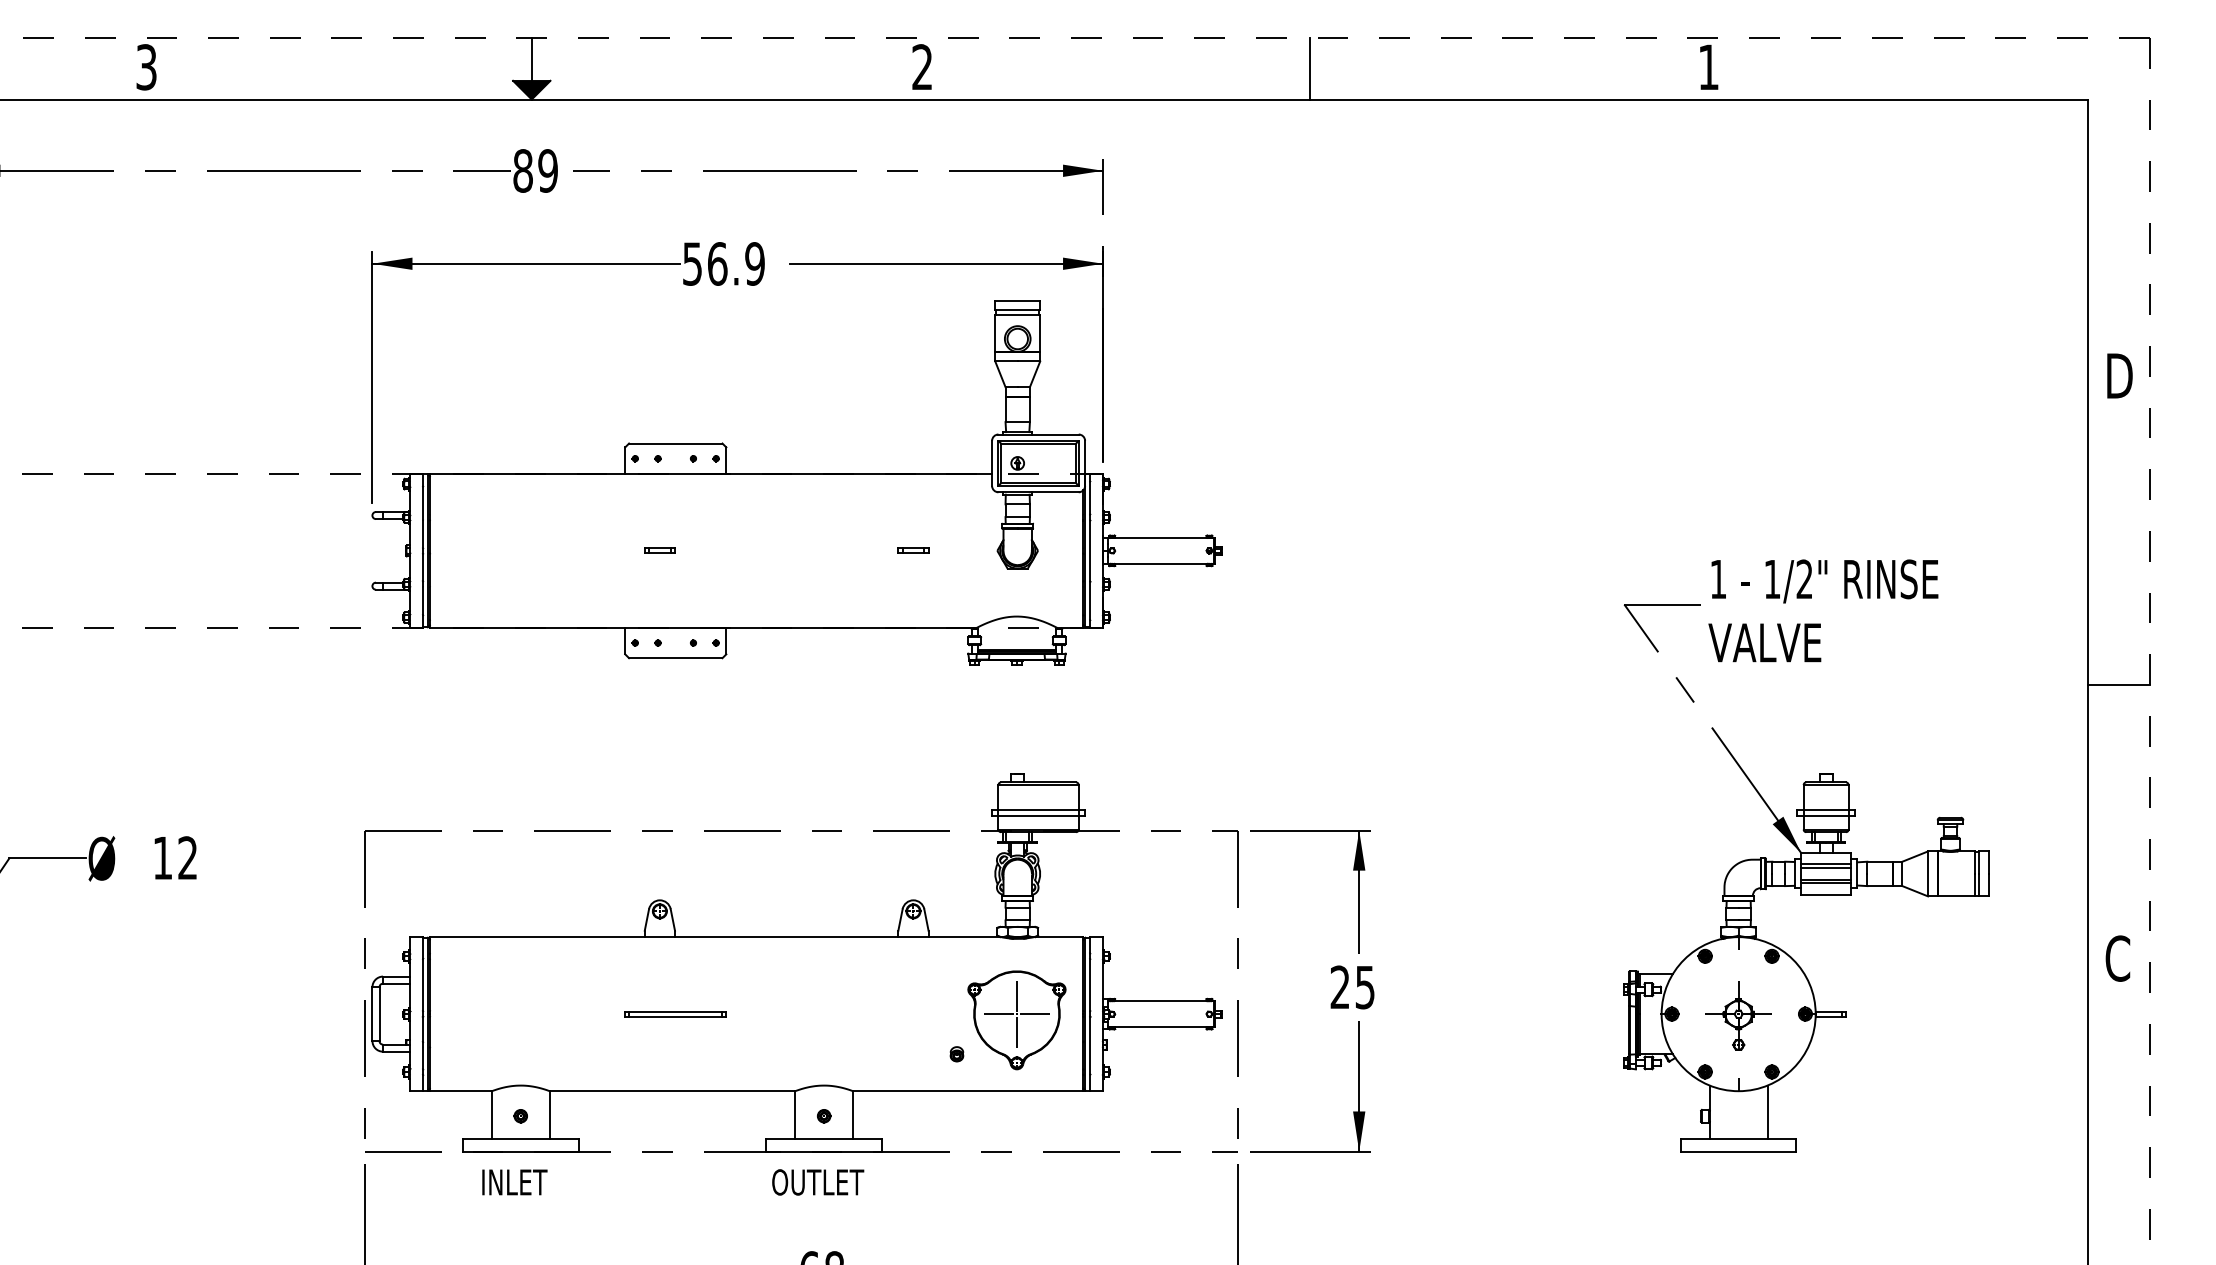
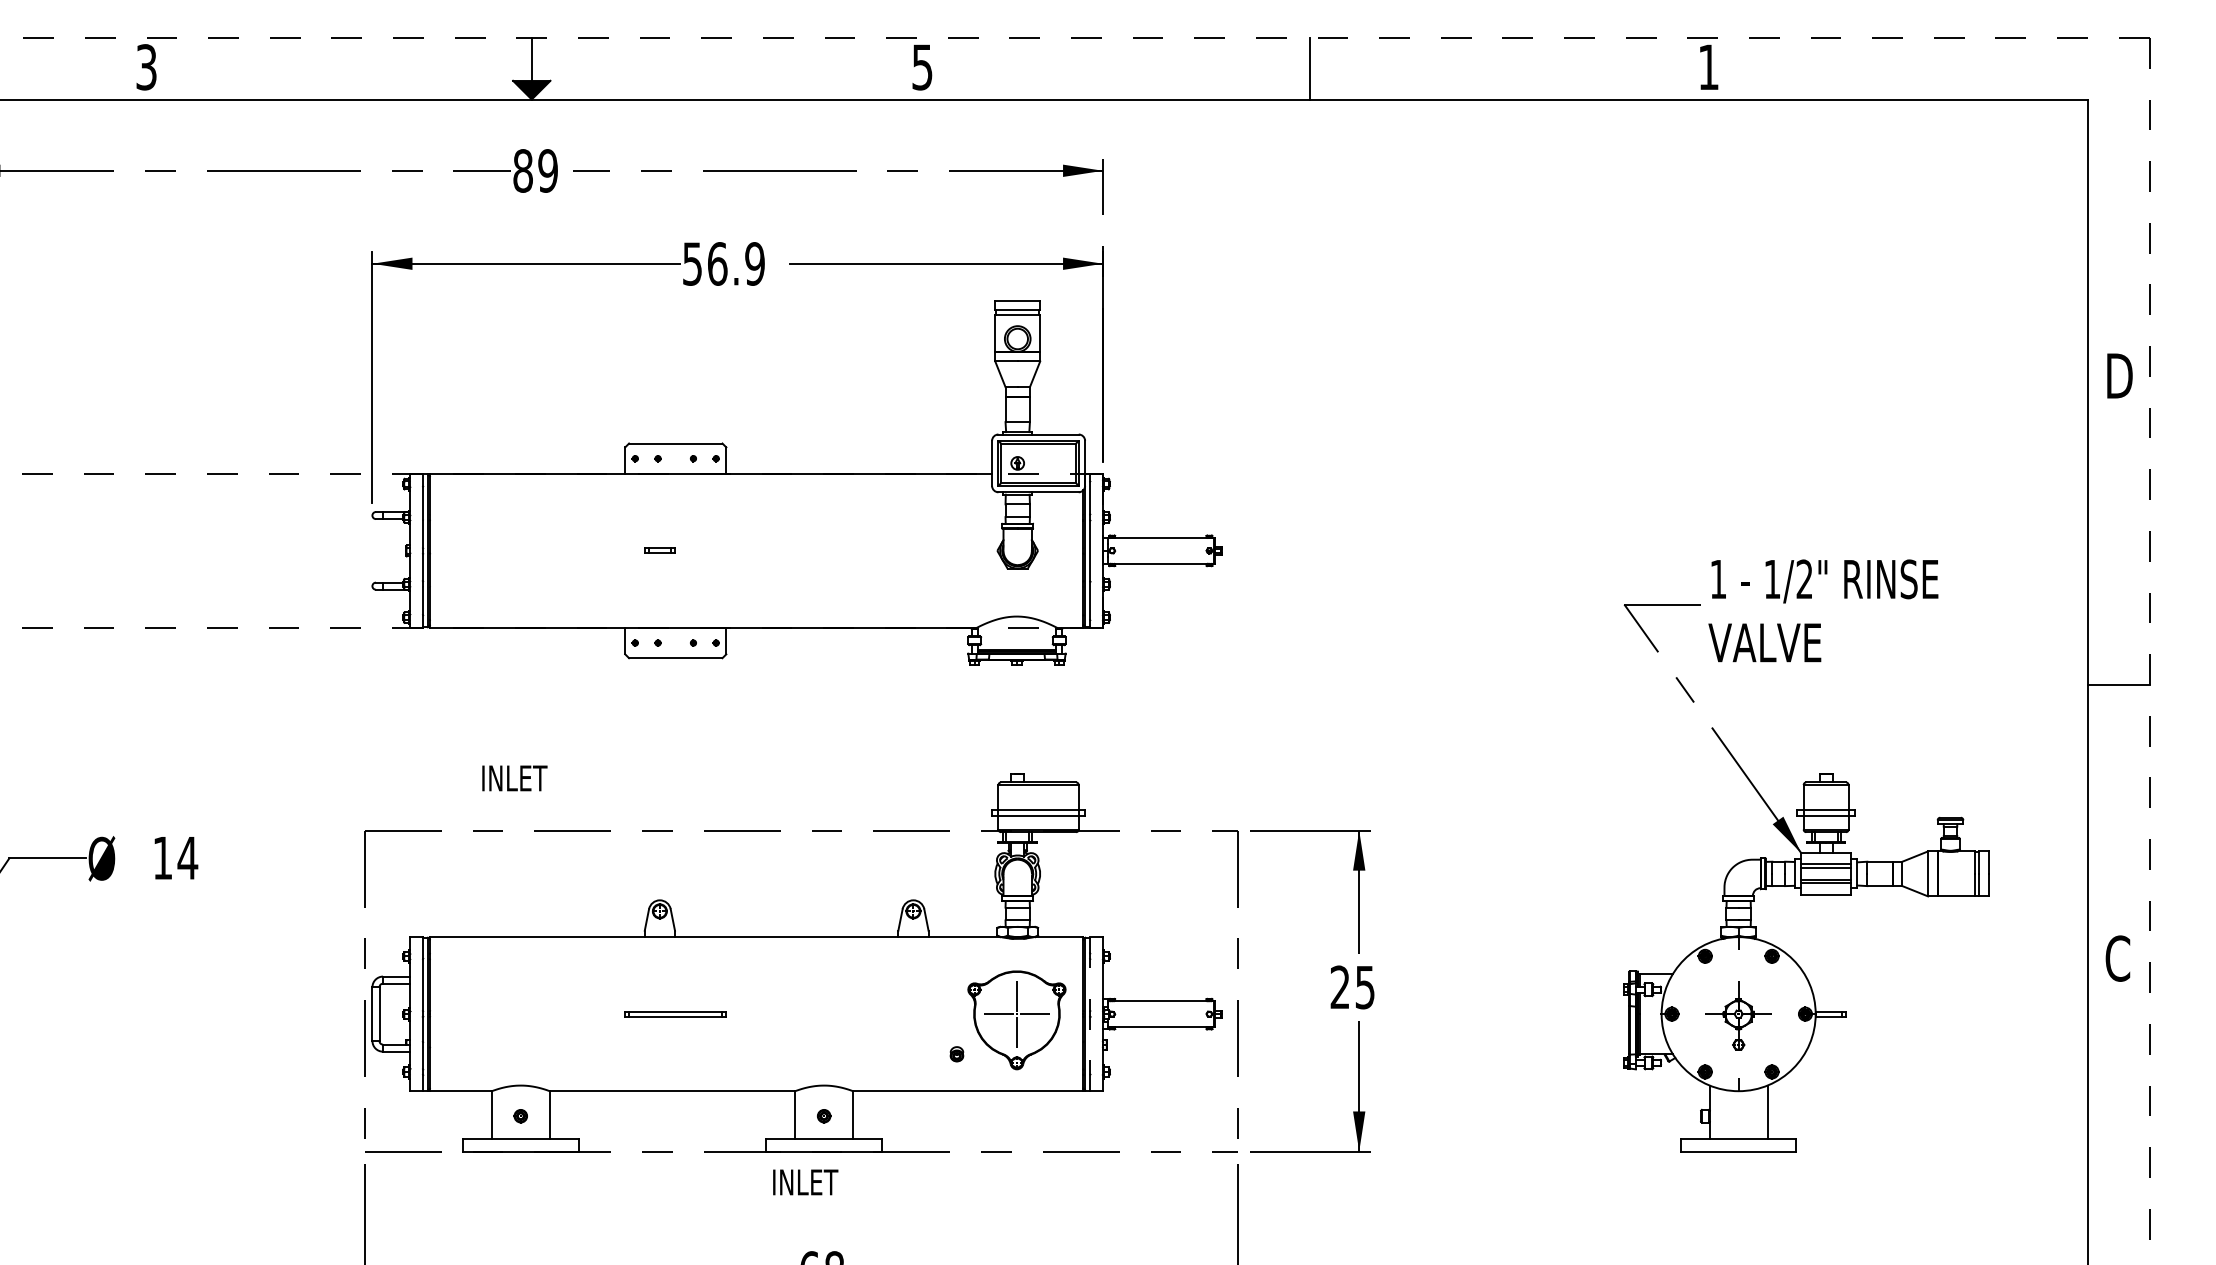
text: 2 -> 5 (922, 67)
part: present -> none (913, 550)
text: 12 -> 14 (187, 857)
line: solid -> dashed (1090, 1013)
text position: (514, 1182) -> (514, 778) (514, 778)
text: OUTLET -> INLET (818, 1182)
